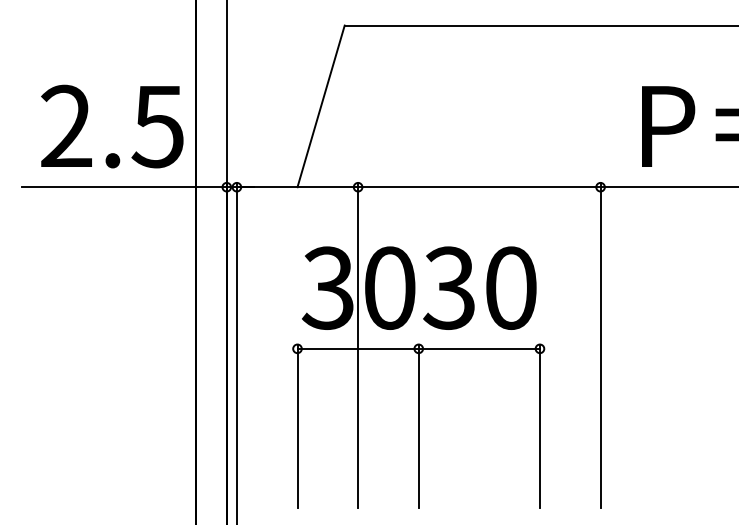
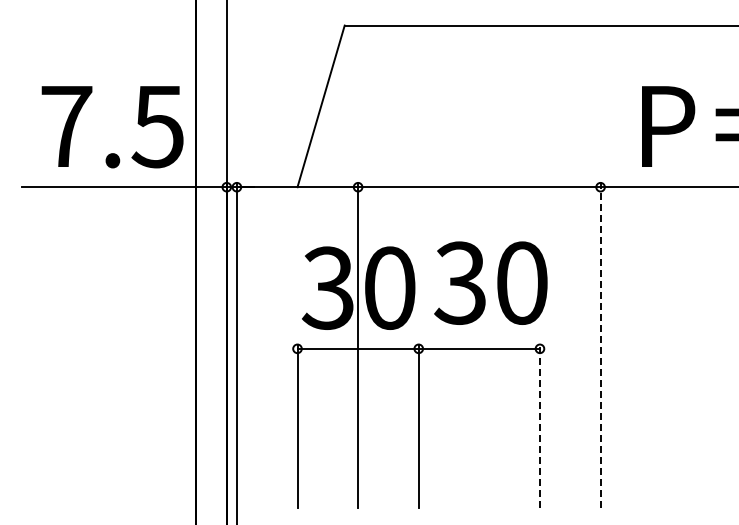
text: 2.5 -> 7.5 (66, 125)
text position: (479, 287) -> (490, 282) (490, 282)
line: solid -> dashed (600, 344)
line: solid -> dashed (539, 425)
